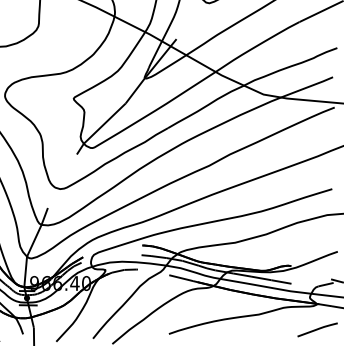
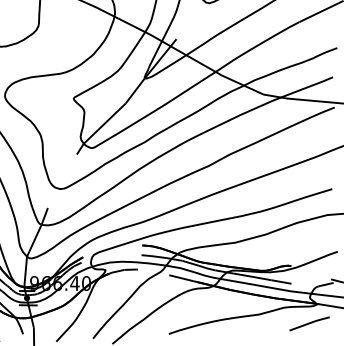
line position: (317, 329) -> (309, 323) (309, 323)
